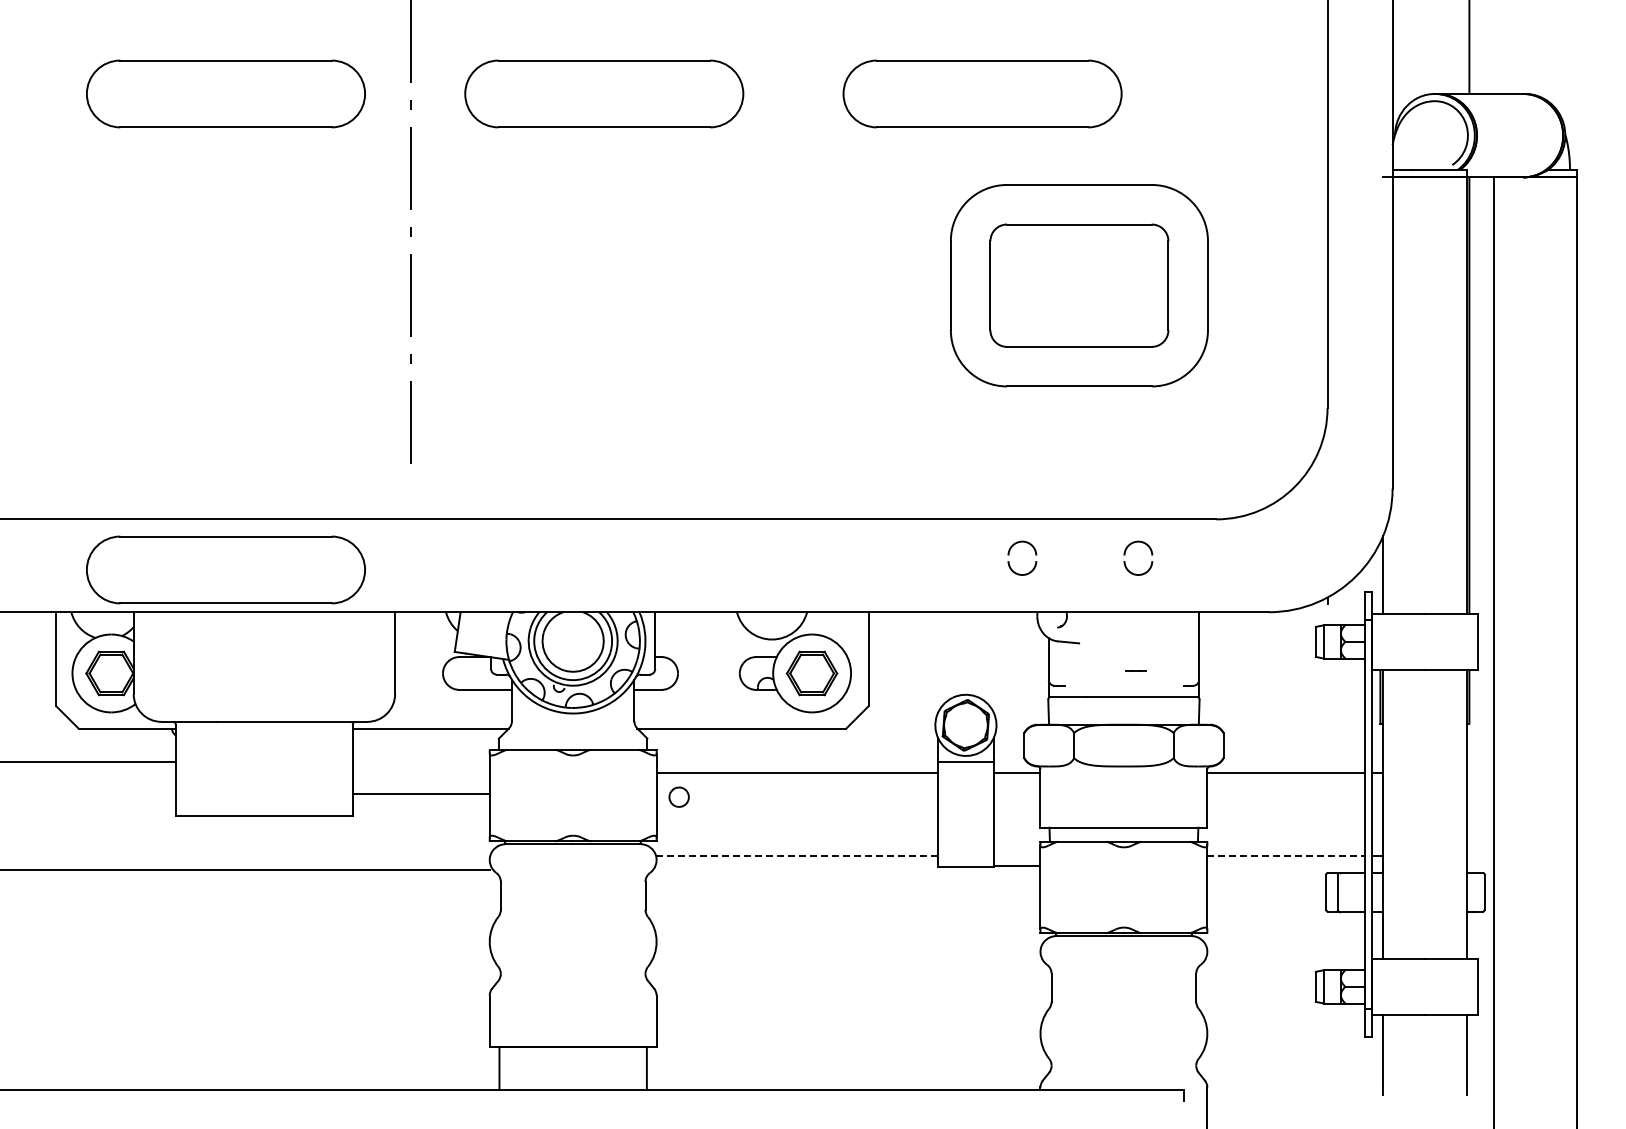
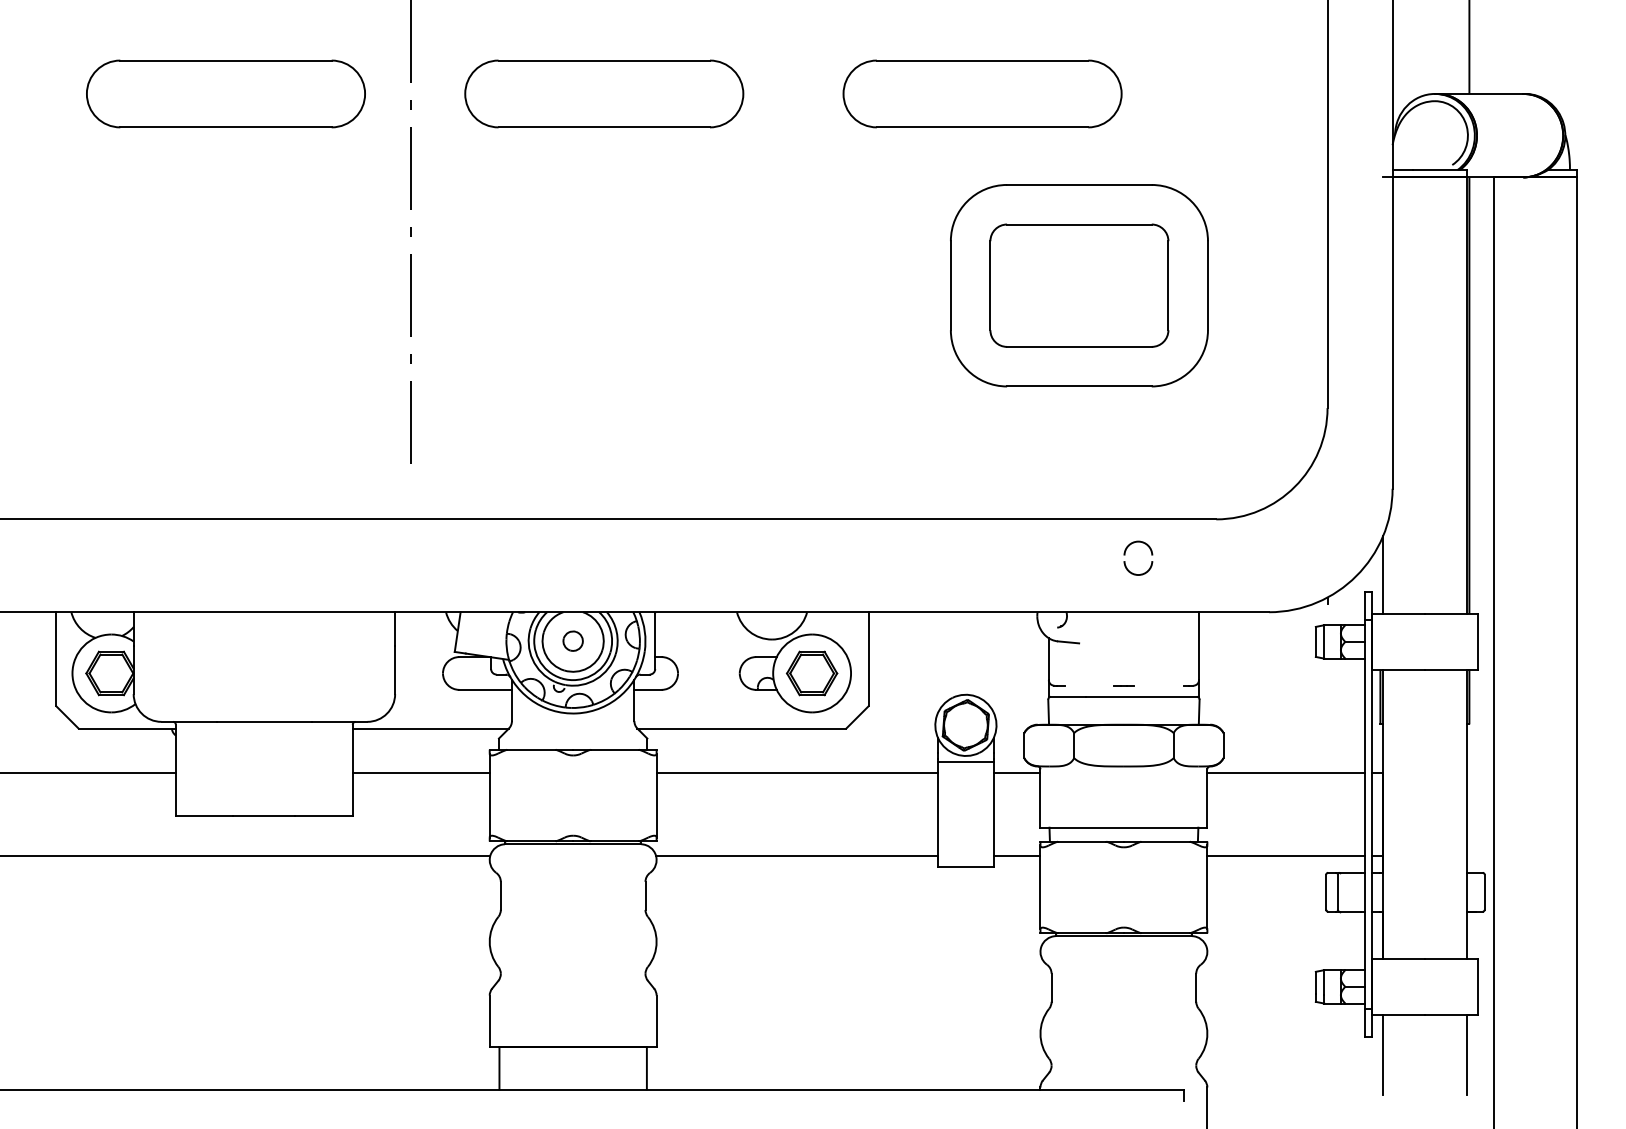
part: present -> none (1009, 555)
part: present -> none (225, 569)
line position: (1135, 670) -> (1123, 685) (1123, 685)
line position: (88, 761) -> (88, 772) (88, 772)
line position: (420, 793) -> (420, 772) (420, 772)
part position: (678, 796) -> (572, 640) (572, 640)
line: dashed -> solid (797, 856)
line: dashed -> solid (1286, 856)
line position: (1016, 866) -> (1016, 856) (1016, 856)
line position: (246, 870) -> (246, 856) (246, 856)
